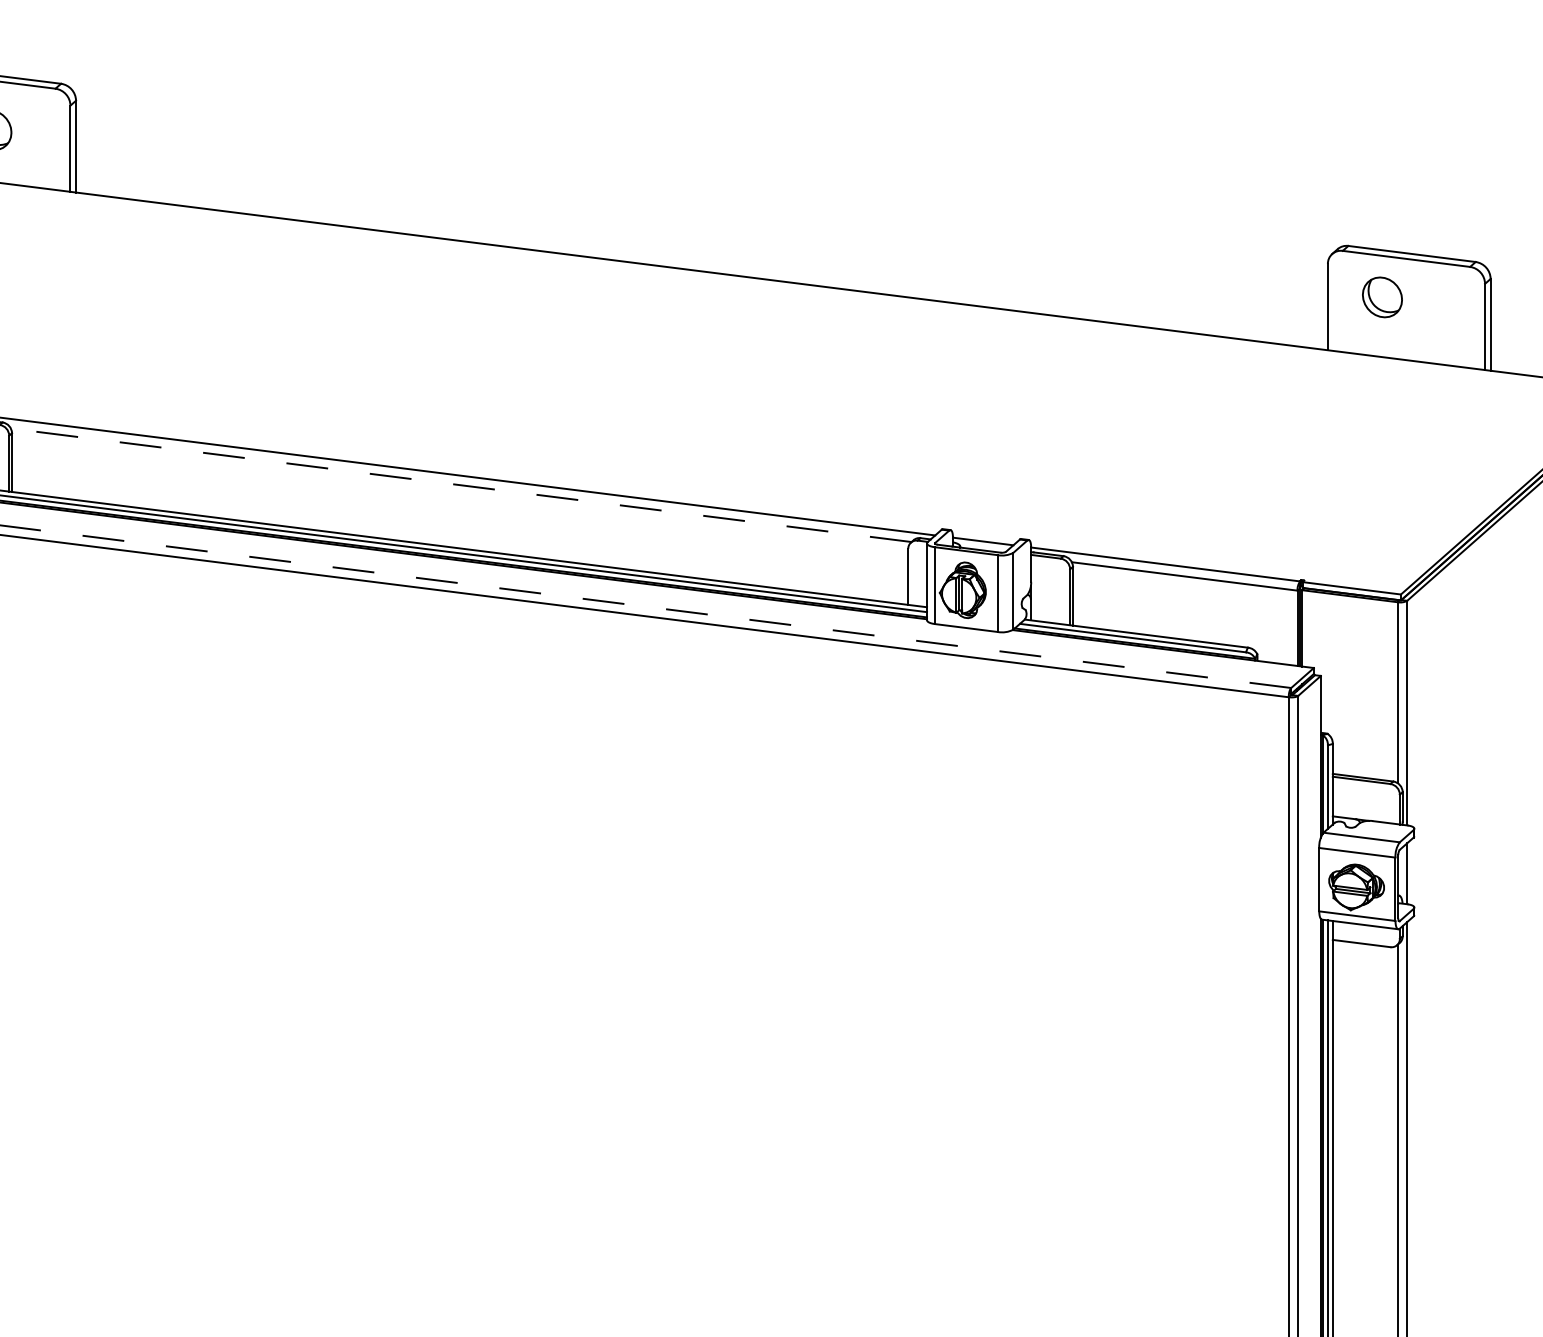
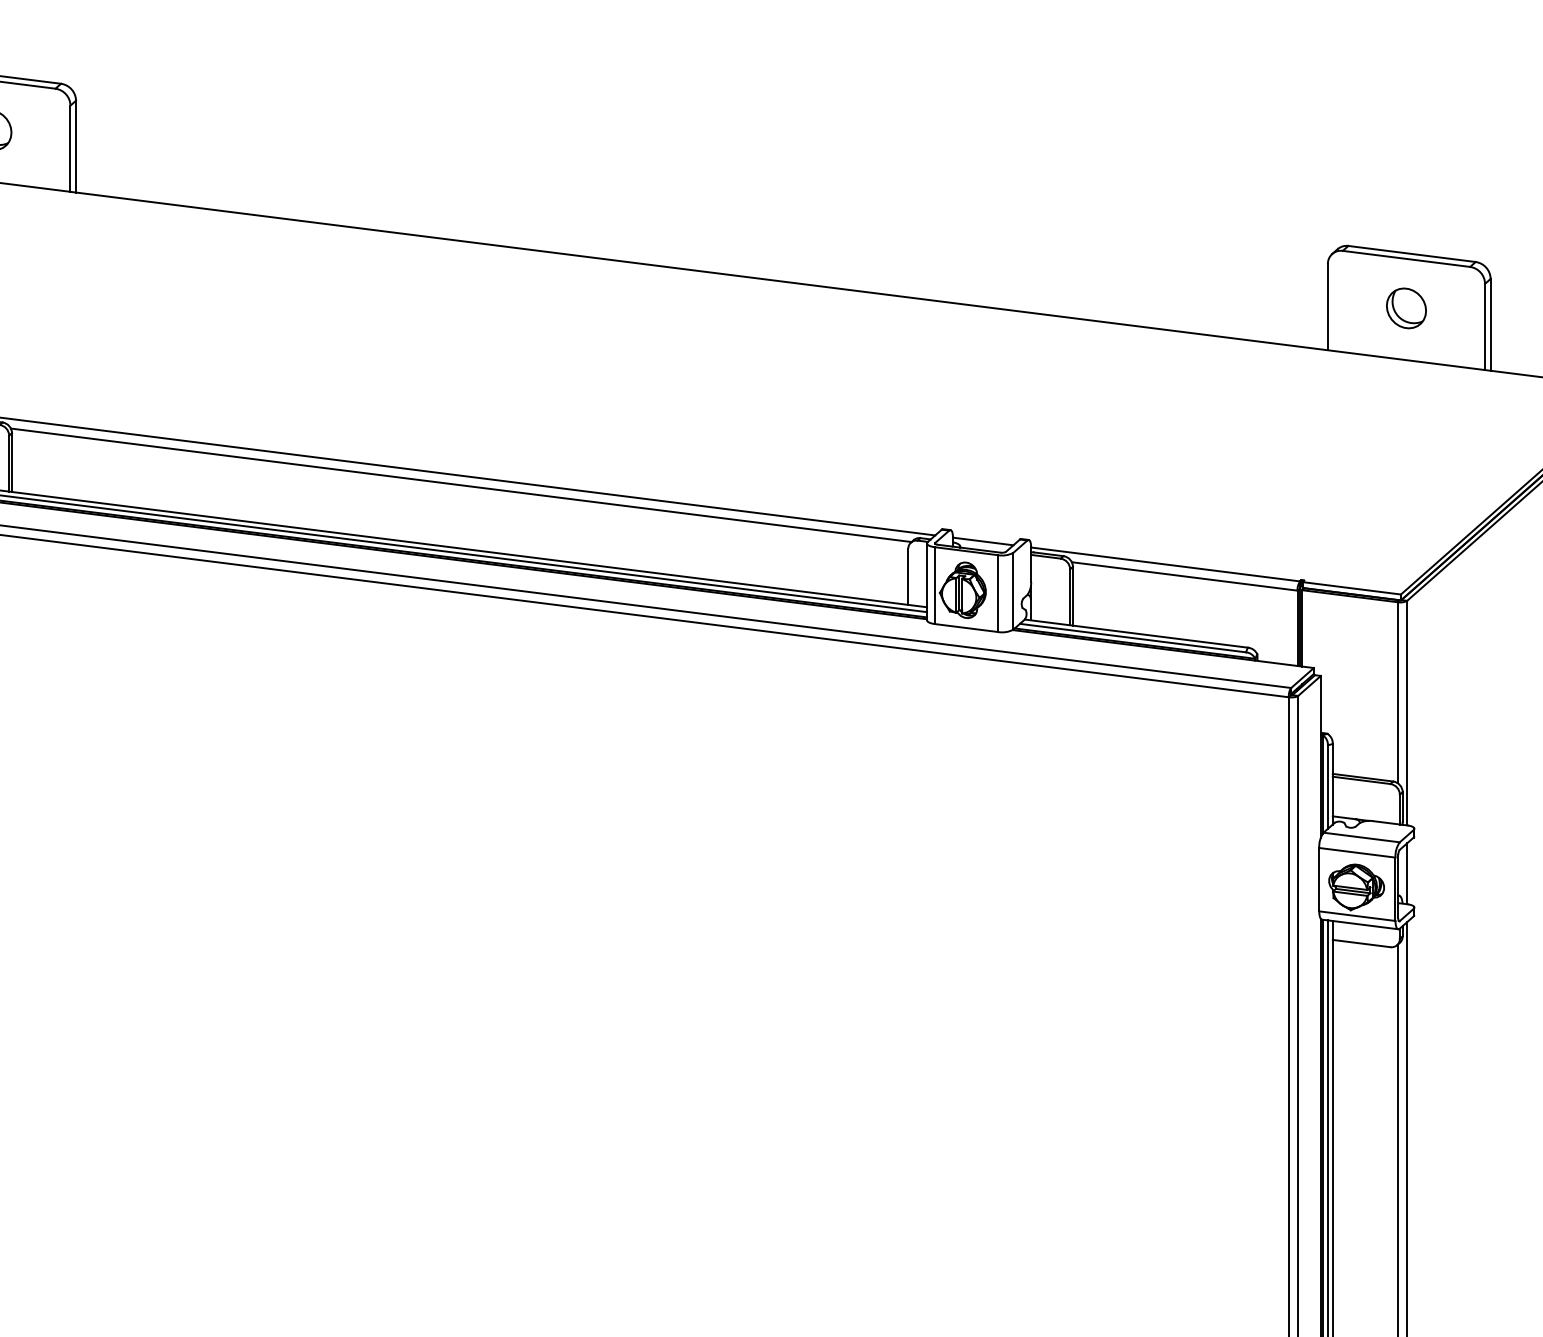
part position: (1382, 297) -> (1406, 308) (1406, 308)
line: dashed -> solid (461, 485)
line: dashed -> solid (645, 606)
